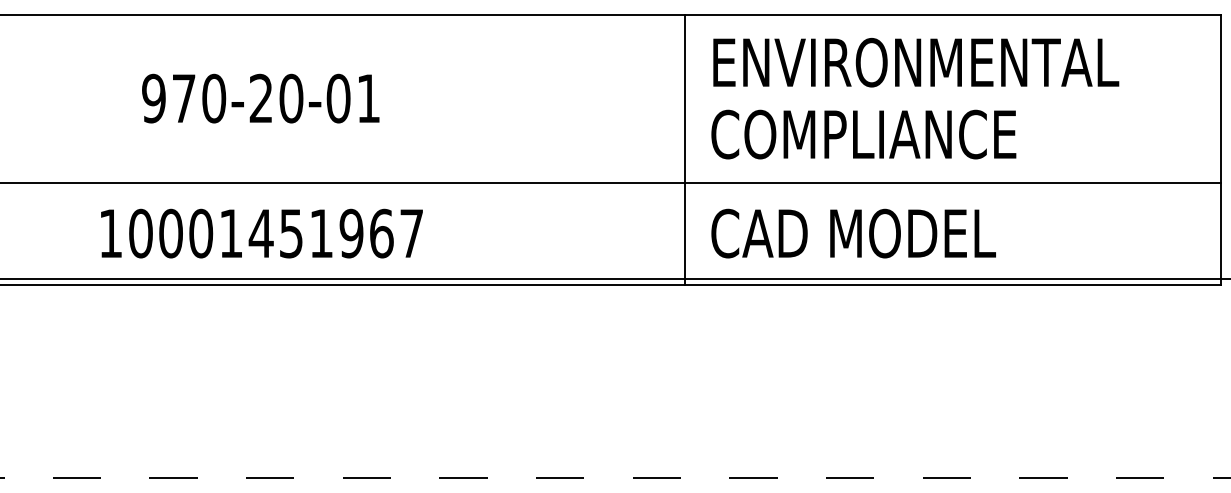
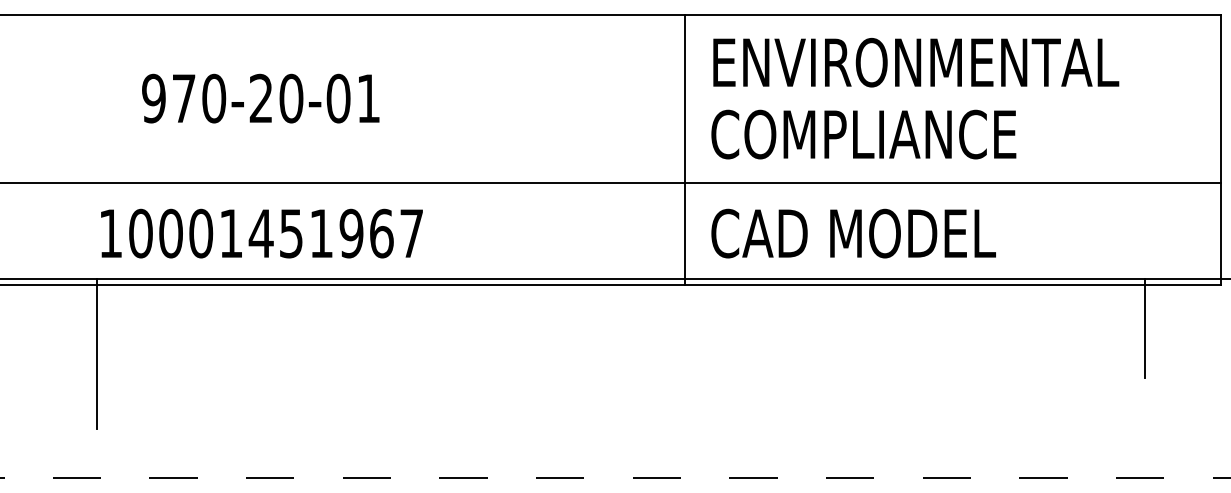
line: none -> present (1145, 328)
line: none -> present (97, 353)
